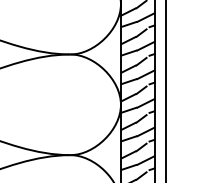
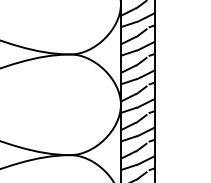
line: present -> none (166, 90)
